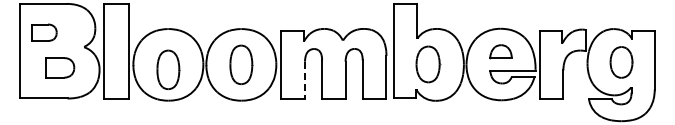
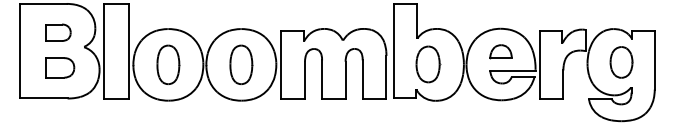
part position: (44, 32) -> (58, 32) (58, 32)
part position: (168, 69) -> (168, 64) (168, 64)
line: dashed -> solid (305, 80)
